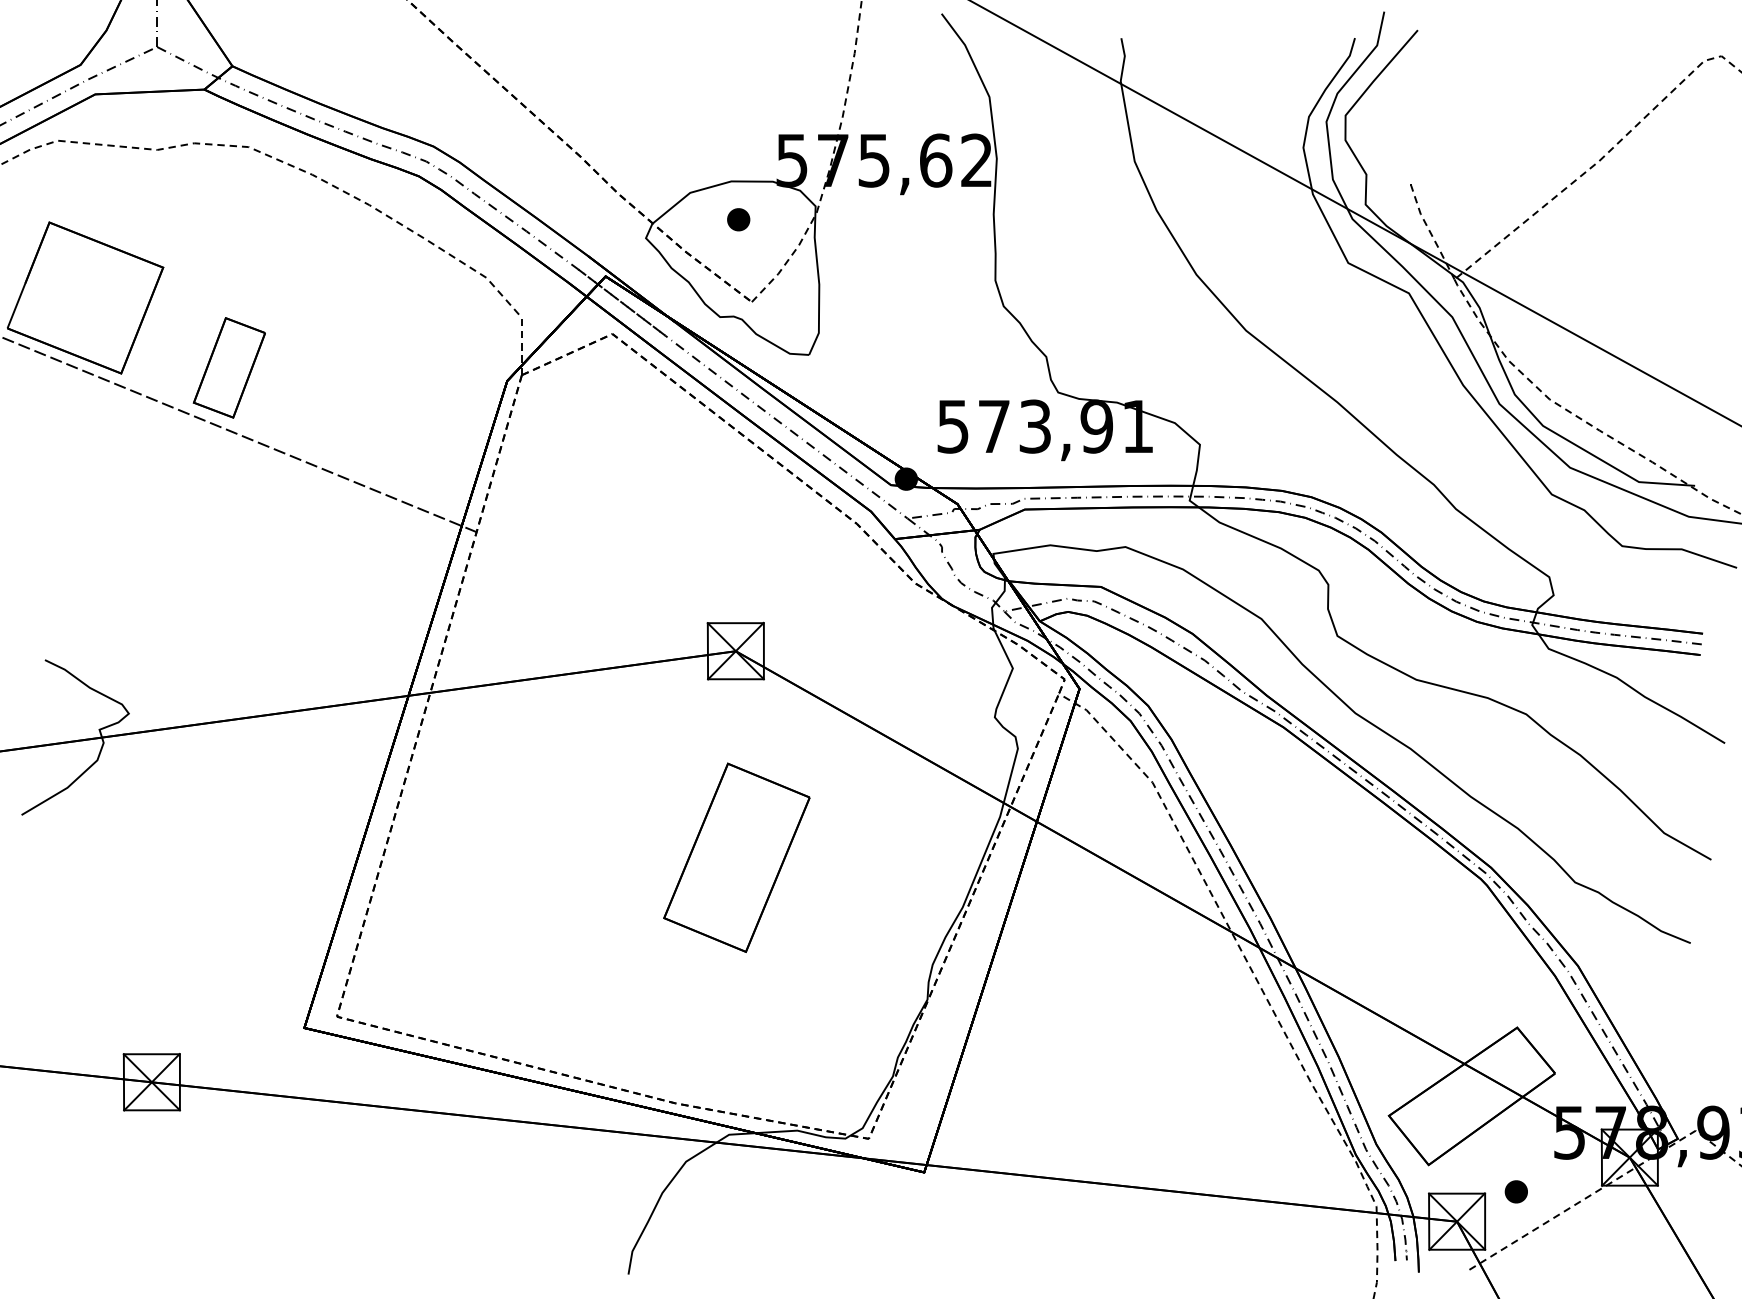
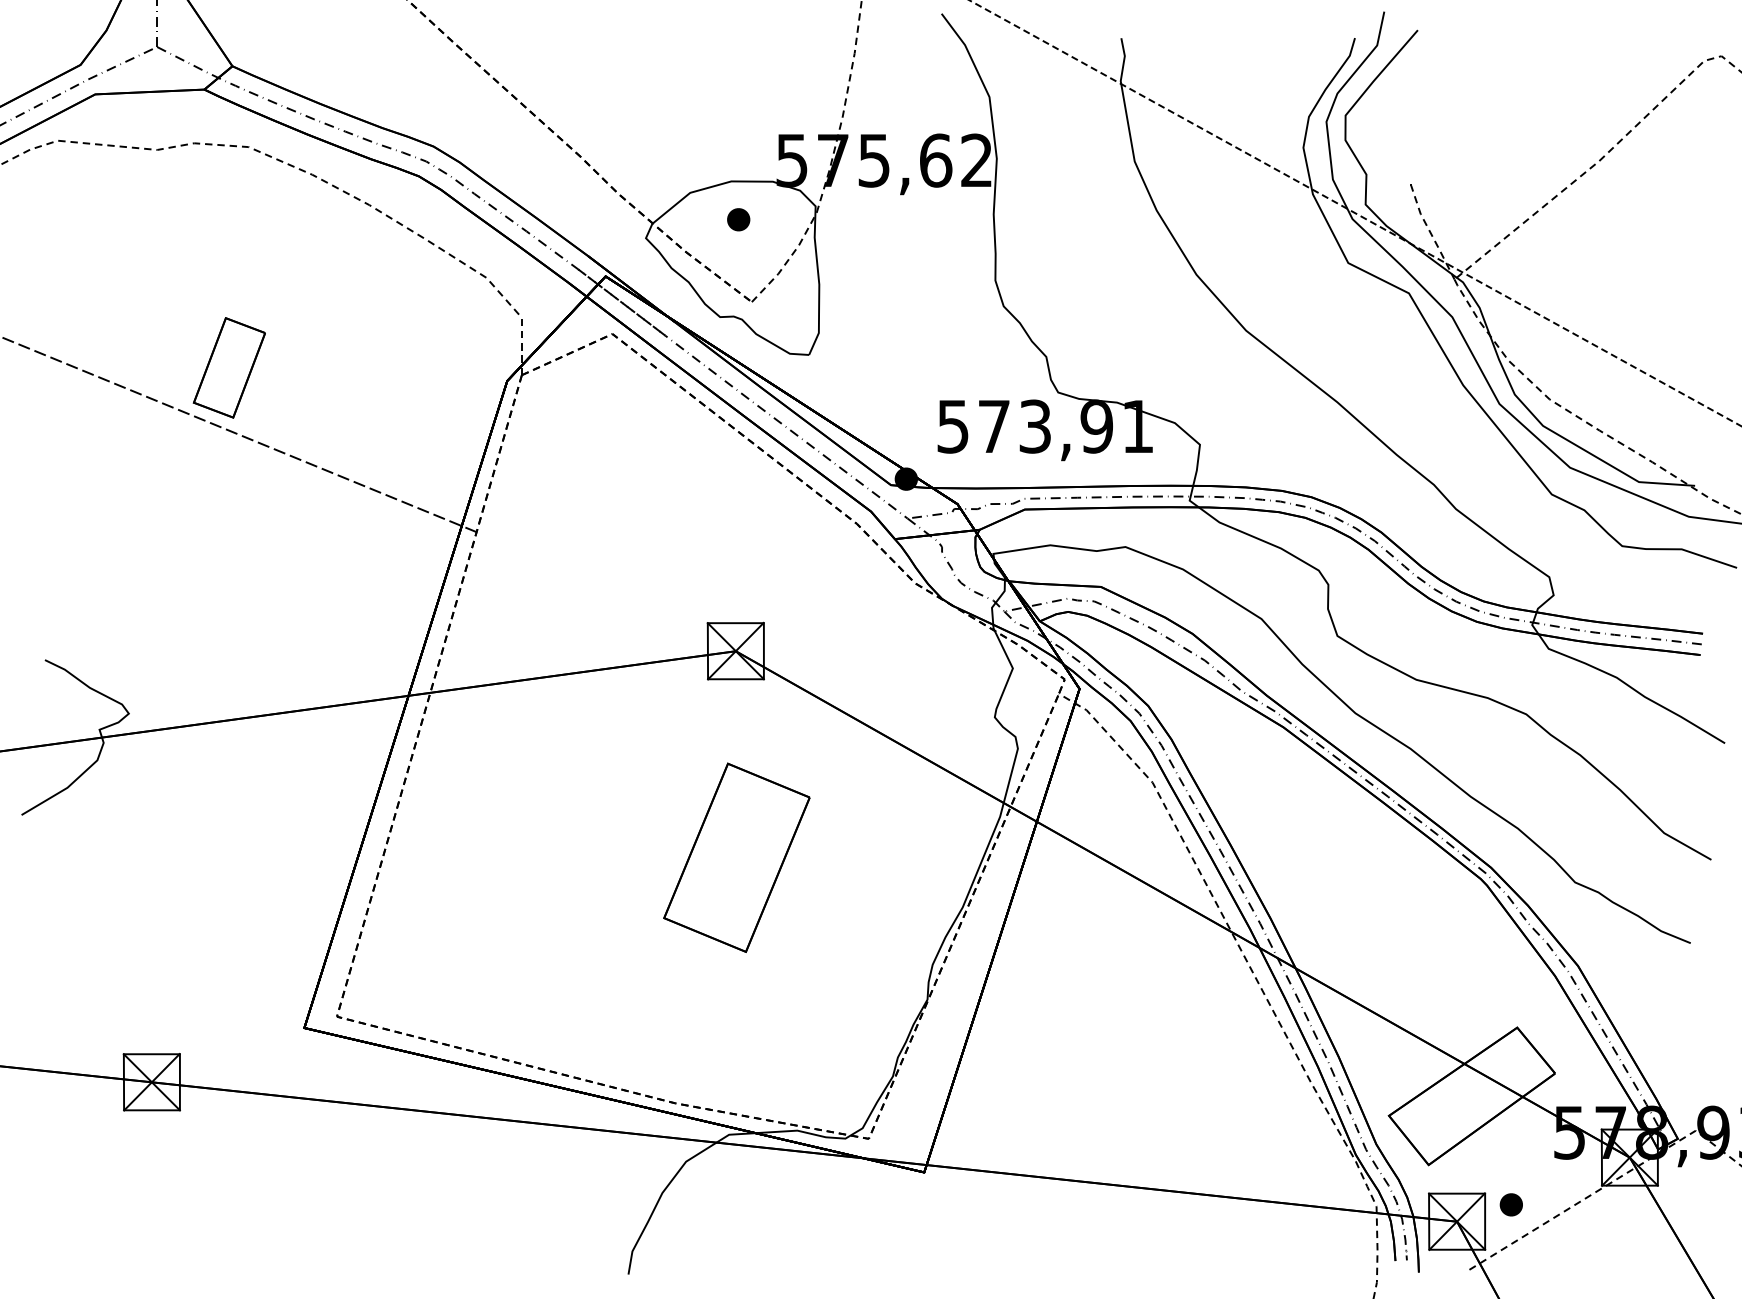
line: solid -> dashed (1355, 213)
part: present -> none (85, 297)
part position: (1515, 1191) -> (1510, 1204) (1510, 1204)
